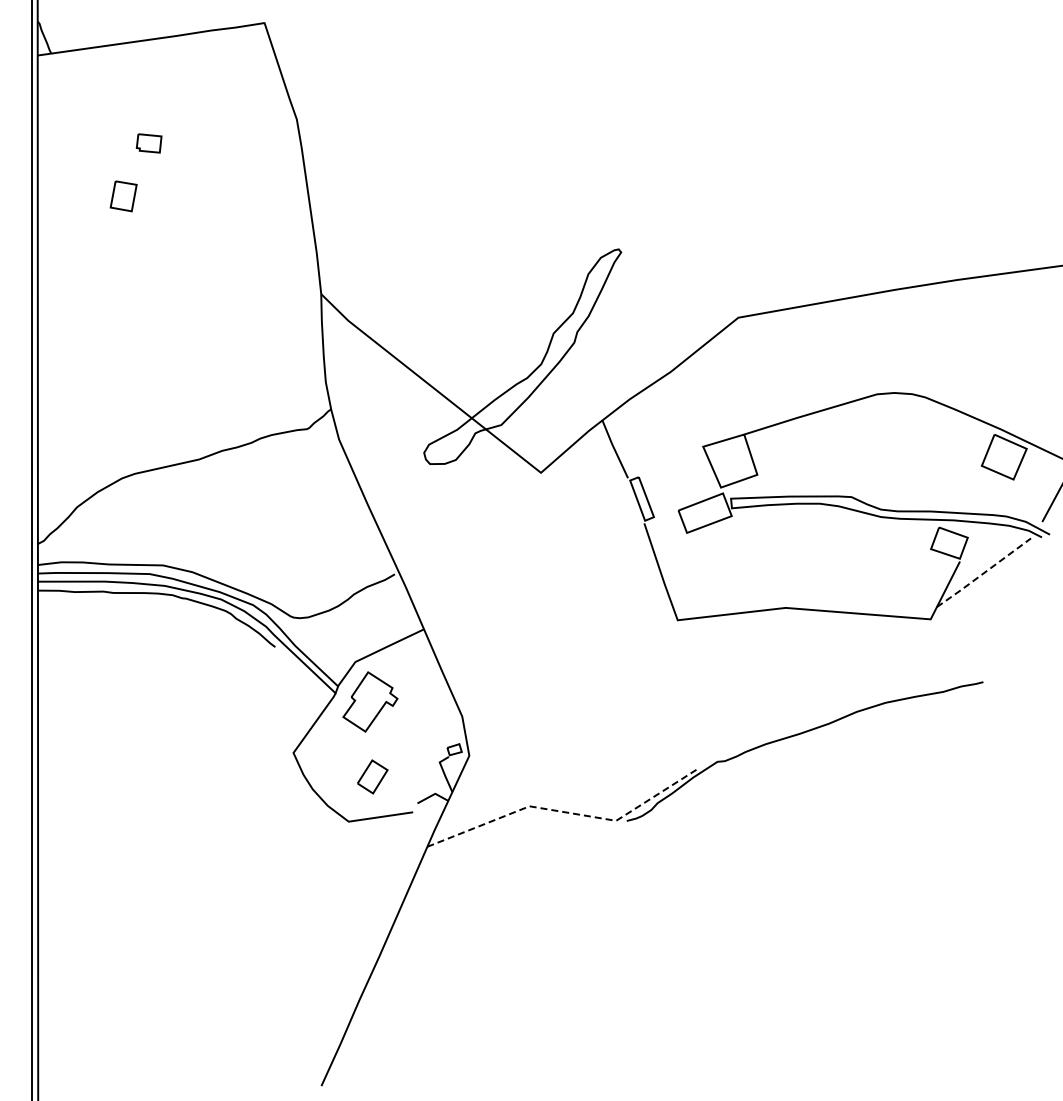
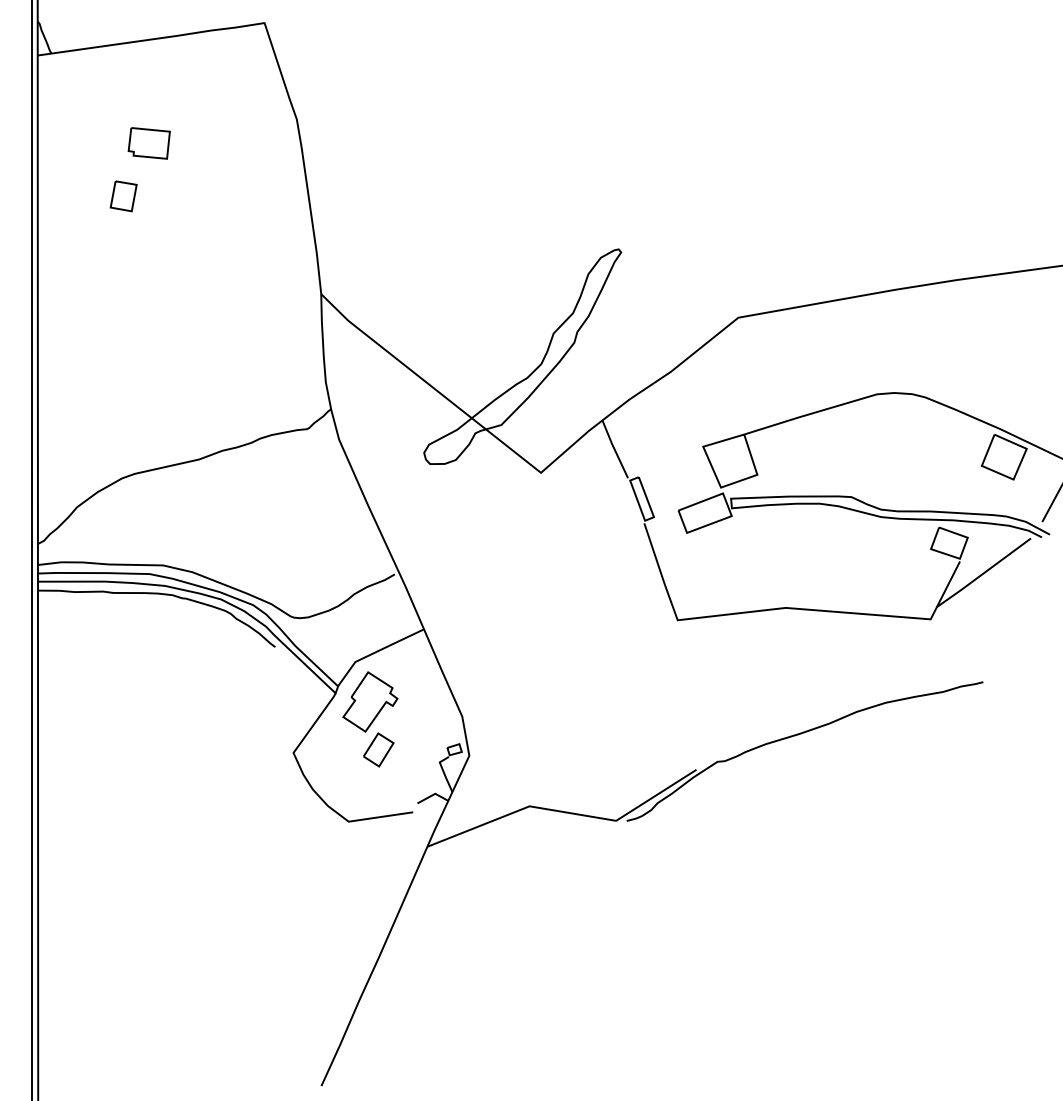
part size: 28x21 px -> 44x33 px (148, 143)
line: dashed -> solid (983, 573)
part position: (372, 776) -> (378, 749) (378, 749)
line: dashed -> solid (566, 812)
